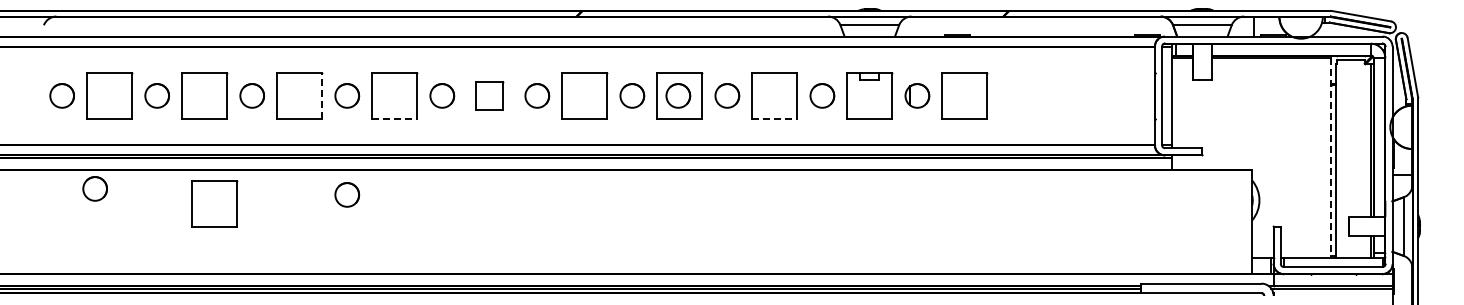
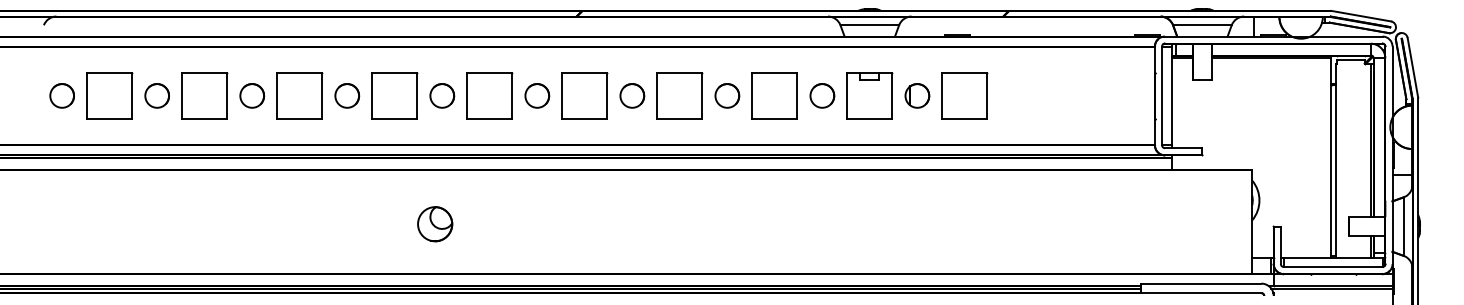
line: dashed -> solid (322, 95)
part size: 30x30 px -> 48x48 px (489, 95)
part: present -> none (678, 95)
line: dashed -> solid (394, 118)
line: dashed -> solid (774, 118)
line: dashed -> solid (1330, 157)
circle: present -> none (94, 188)
part: present -> none (347, 194)
part: present -> none (214, 203)
part: none -> present (435, 224)
